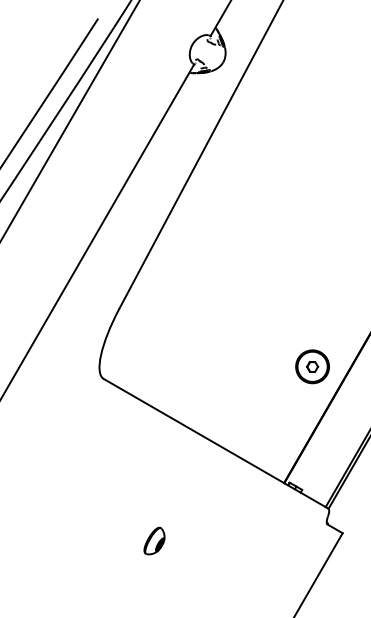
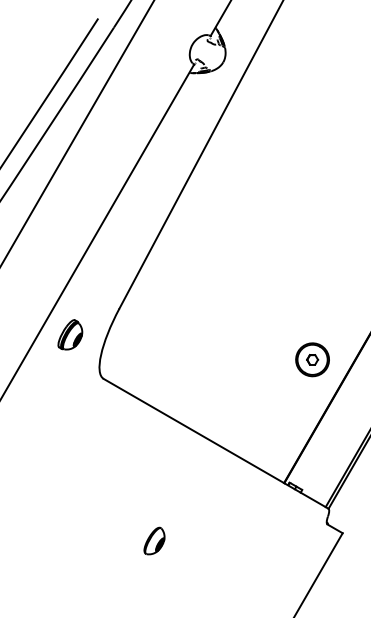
line position: (70, 120) -> (77, 132) (77, 132)
part: none -> present (70, 334)
part position: (312, 366) -> (312, 359) (312, 359)
